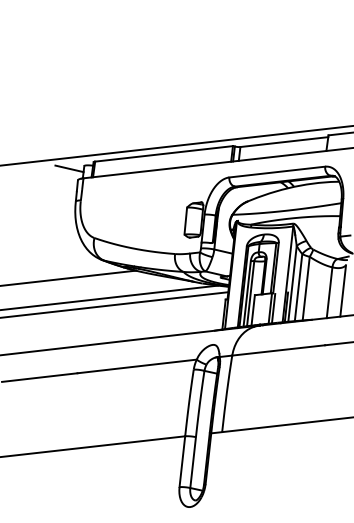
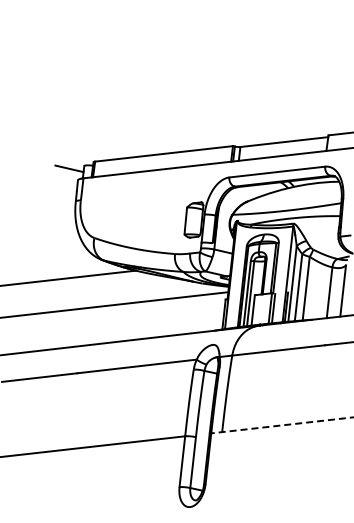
line: present -> none (176, 145)
line: present -> none (110, 297)
line: solid -> dashed (281, 425)
